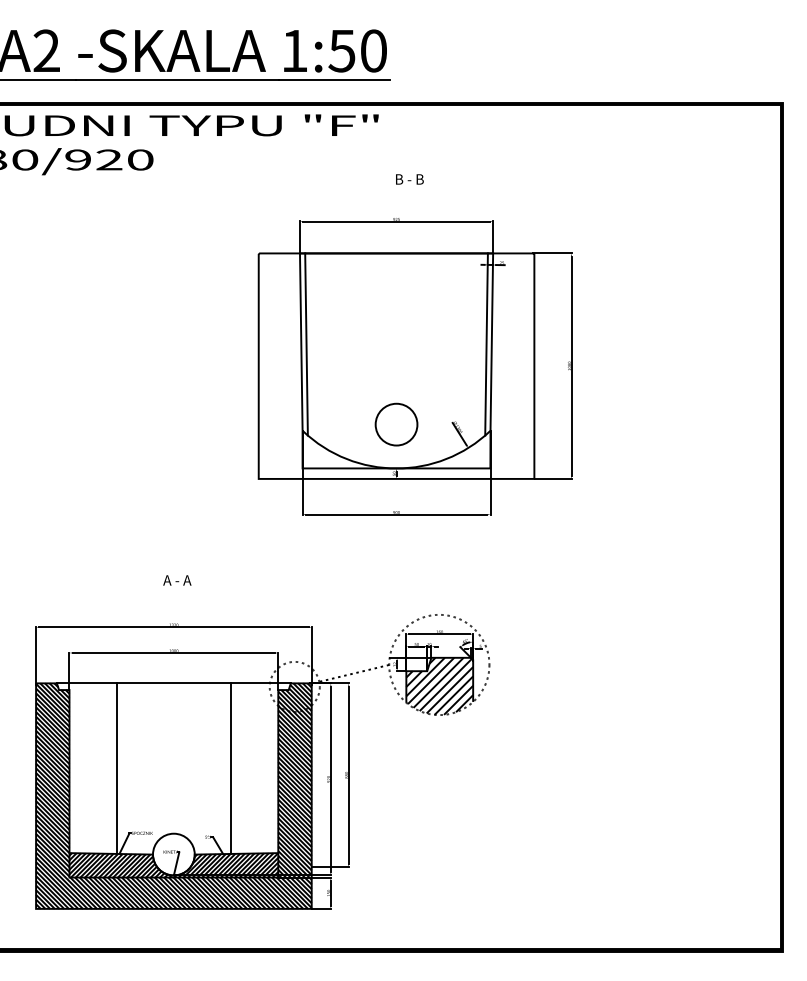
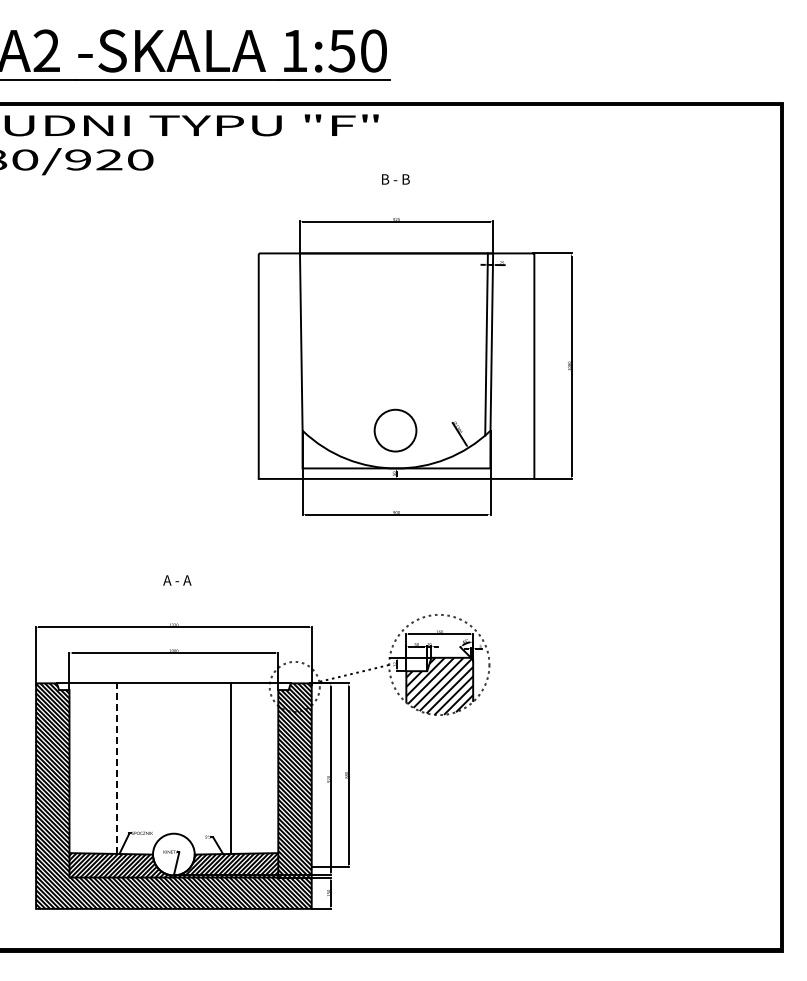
text position: (409, 179) -> (395, 179) (395, 179)
line: present -> none (306, 344)
circle position: (396, 424) -> (395, 430) (395, 430)
line: solid -> dashed (117, 768)
